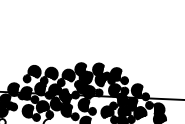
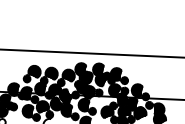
line: none -> present (91, 53)
